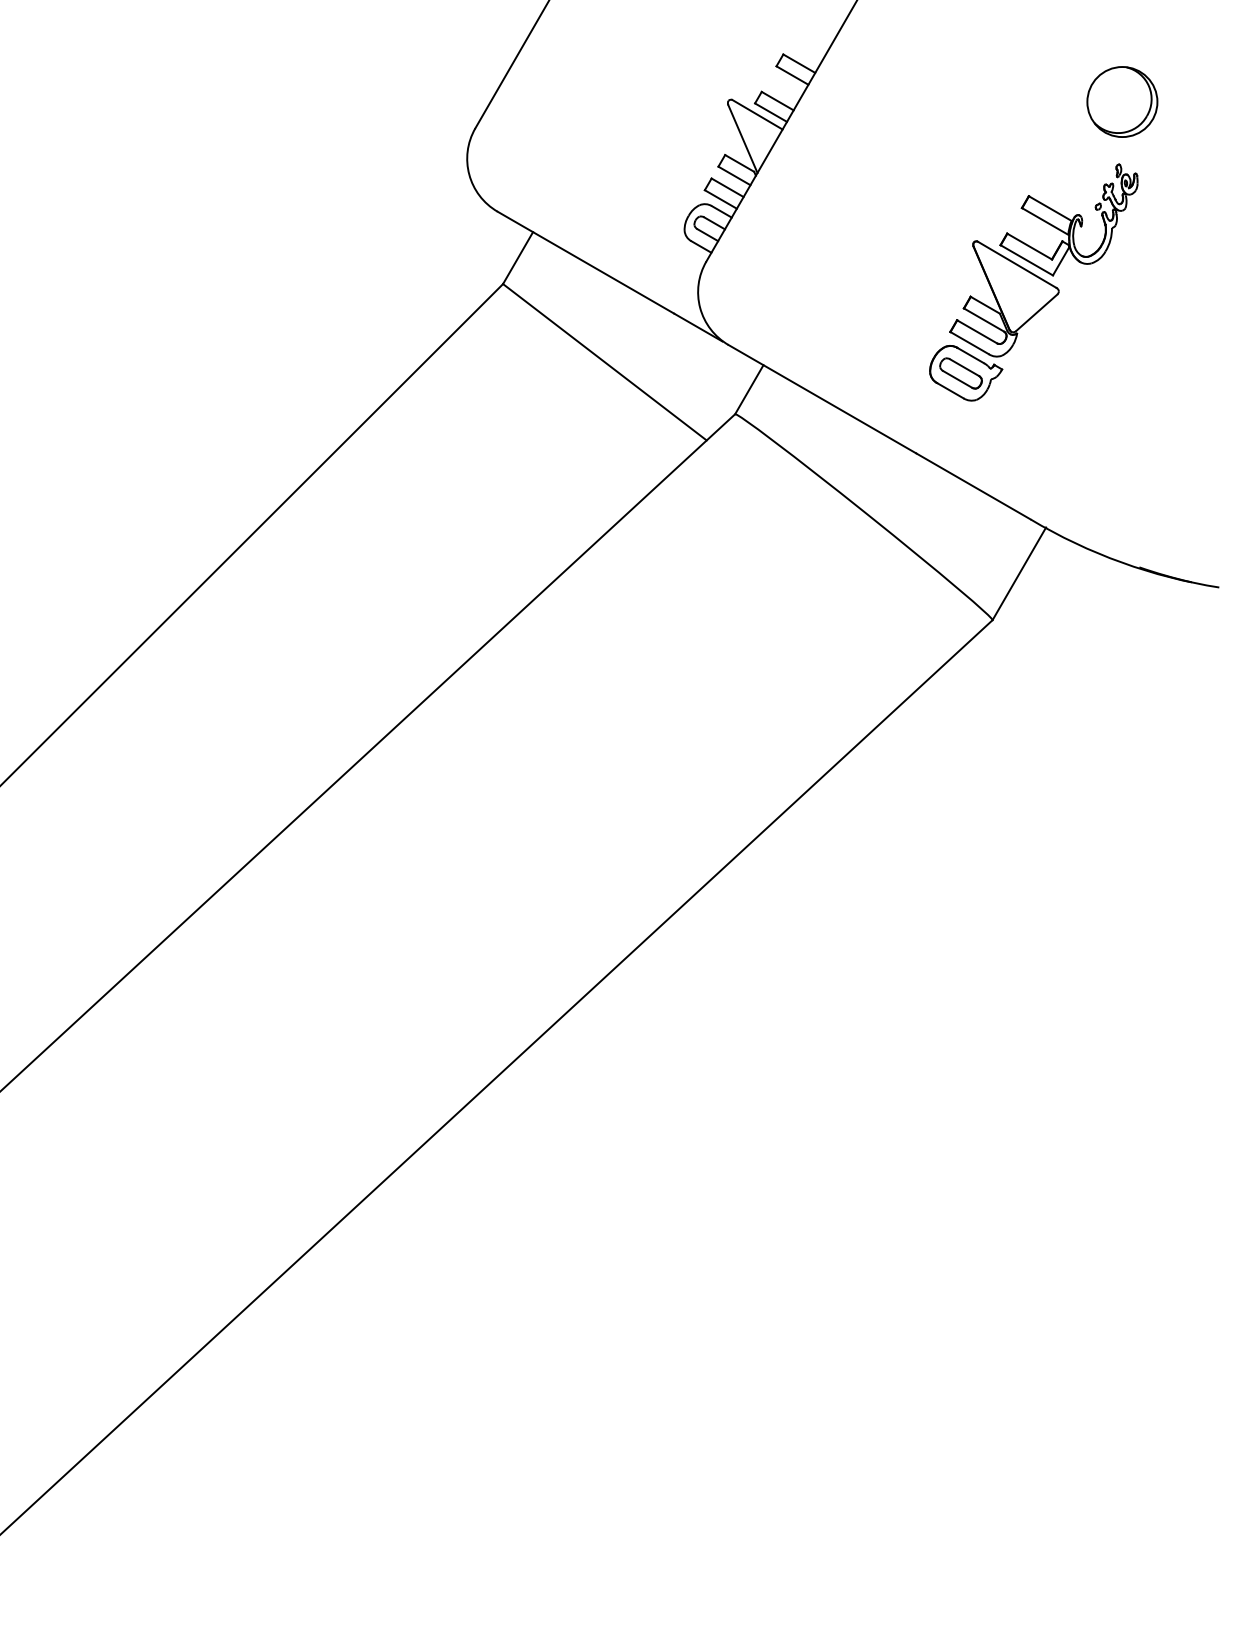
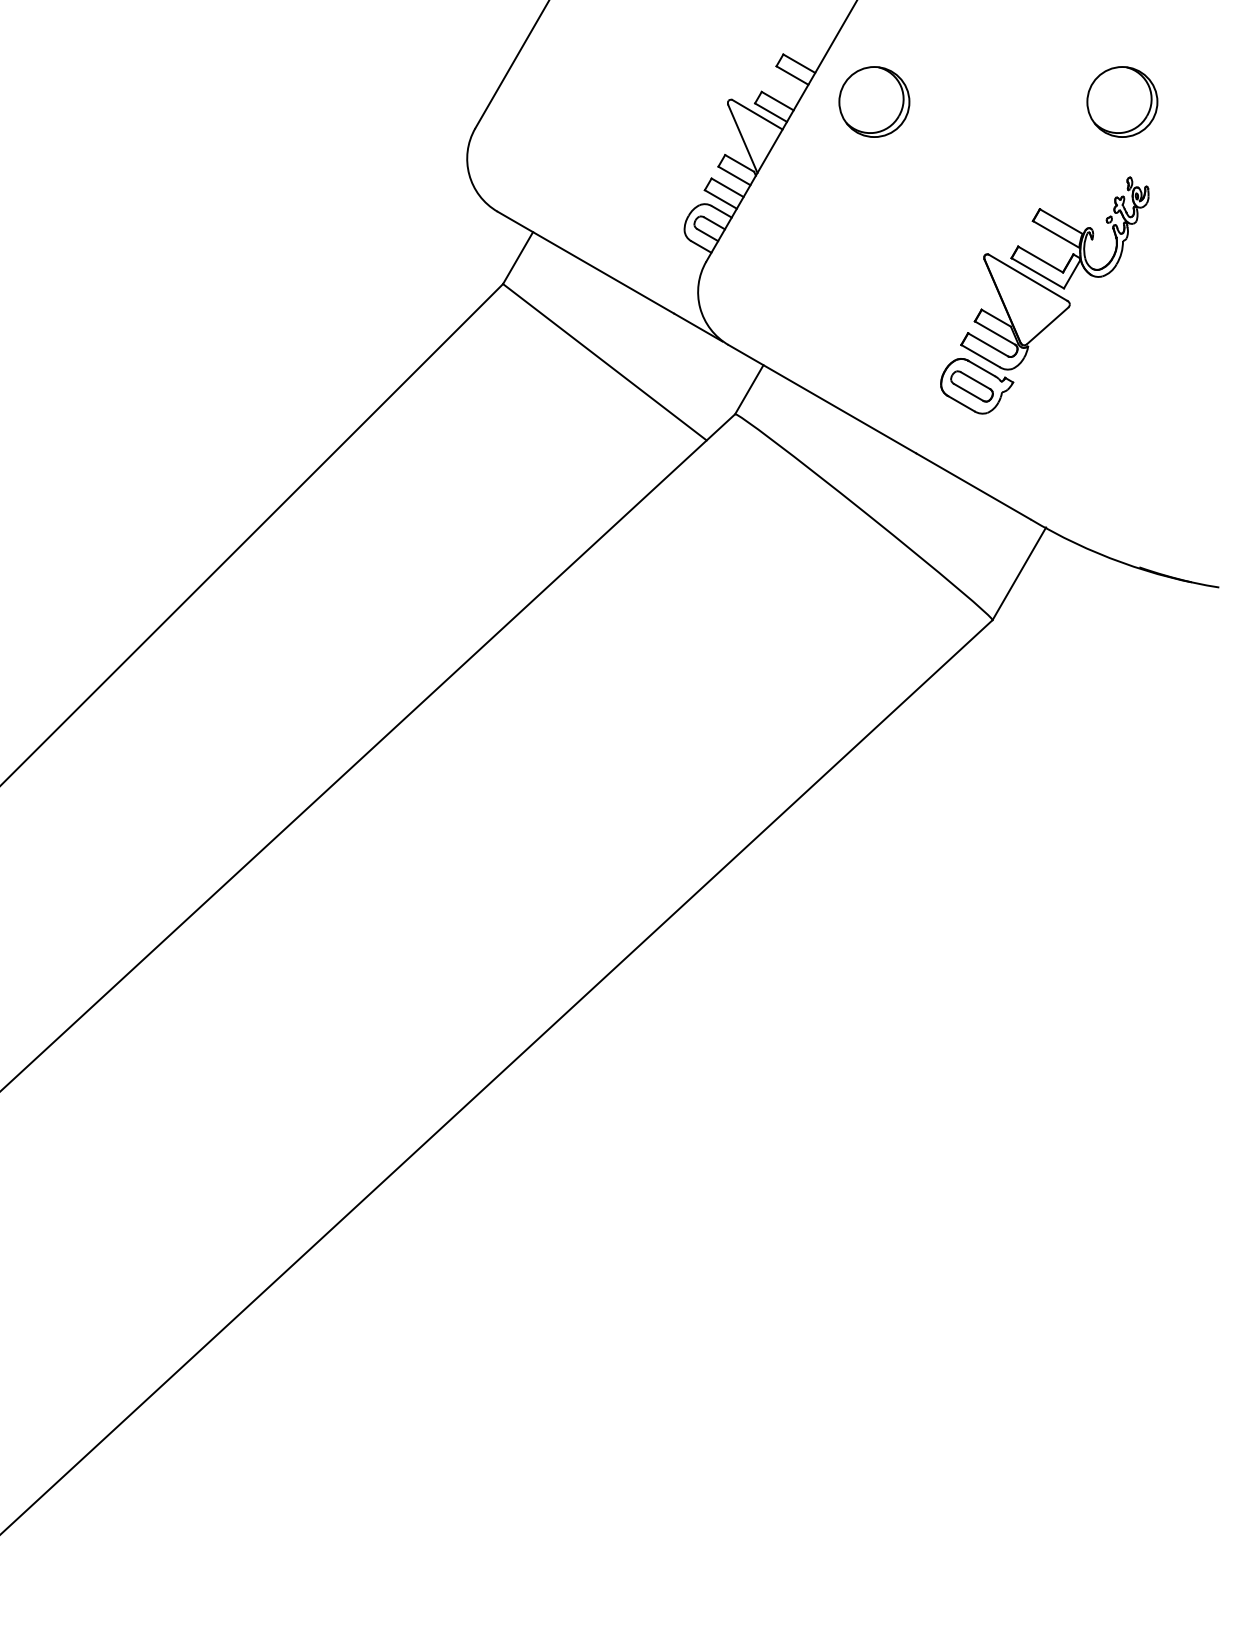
part: none -> present (874, 101)
part position: (1033, 282) -> (1044, 295) (1044, 295)
